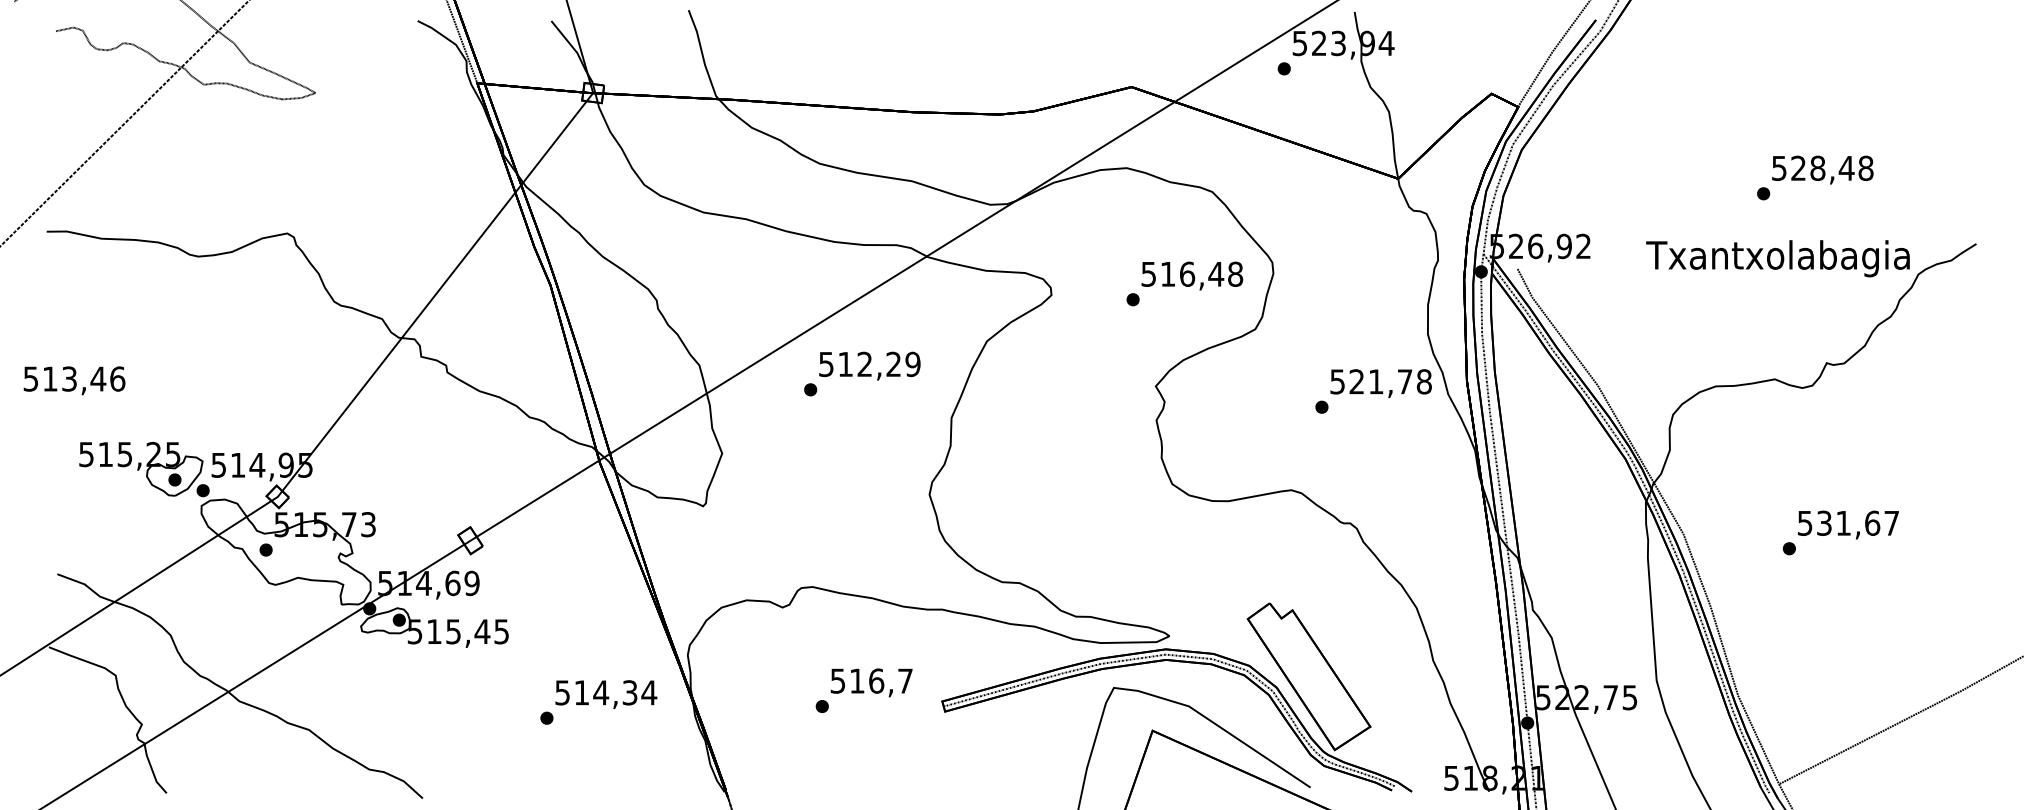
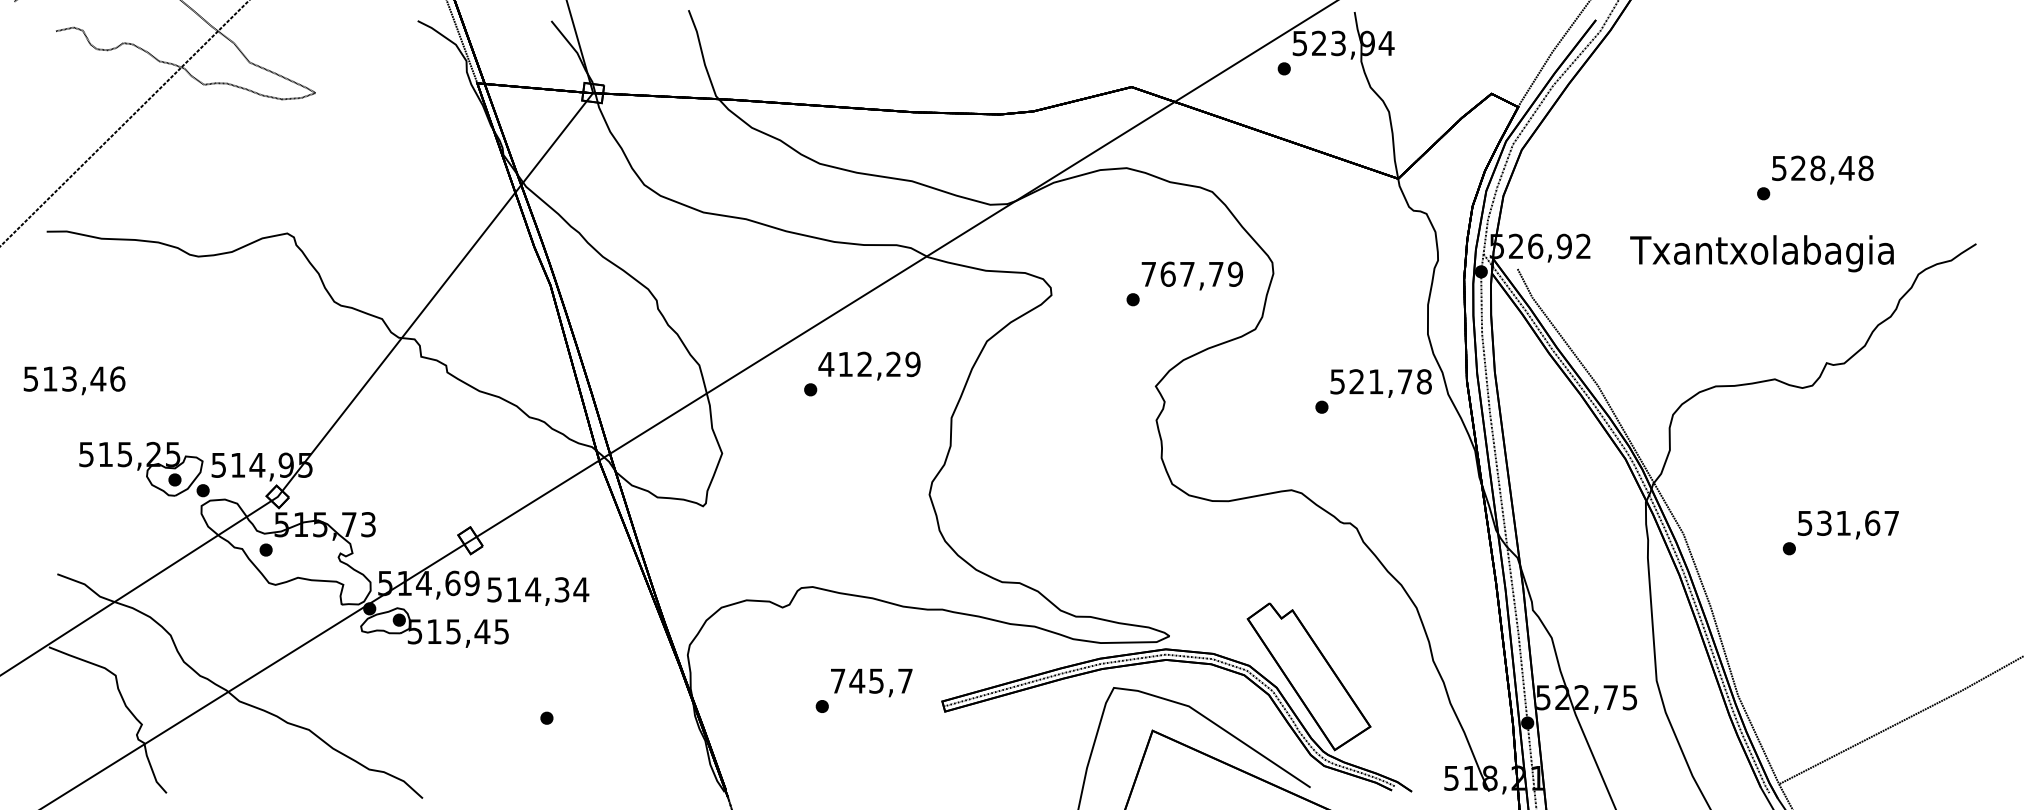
text position: (1777, 258) -> (1761, 253) (1761, 253)
text: 516,48 -> 767,79 (1192, 273)
text: 512,29 -> 412,29 (826, 364)
text: 516,7 -> 745,7 (857, 680)
text position: (606, 694) -> (538, 591) (538, 591)
